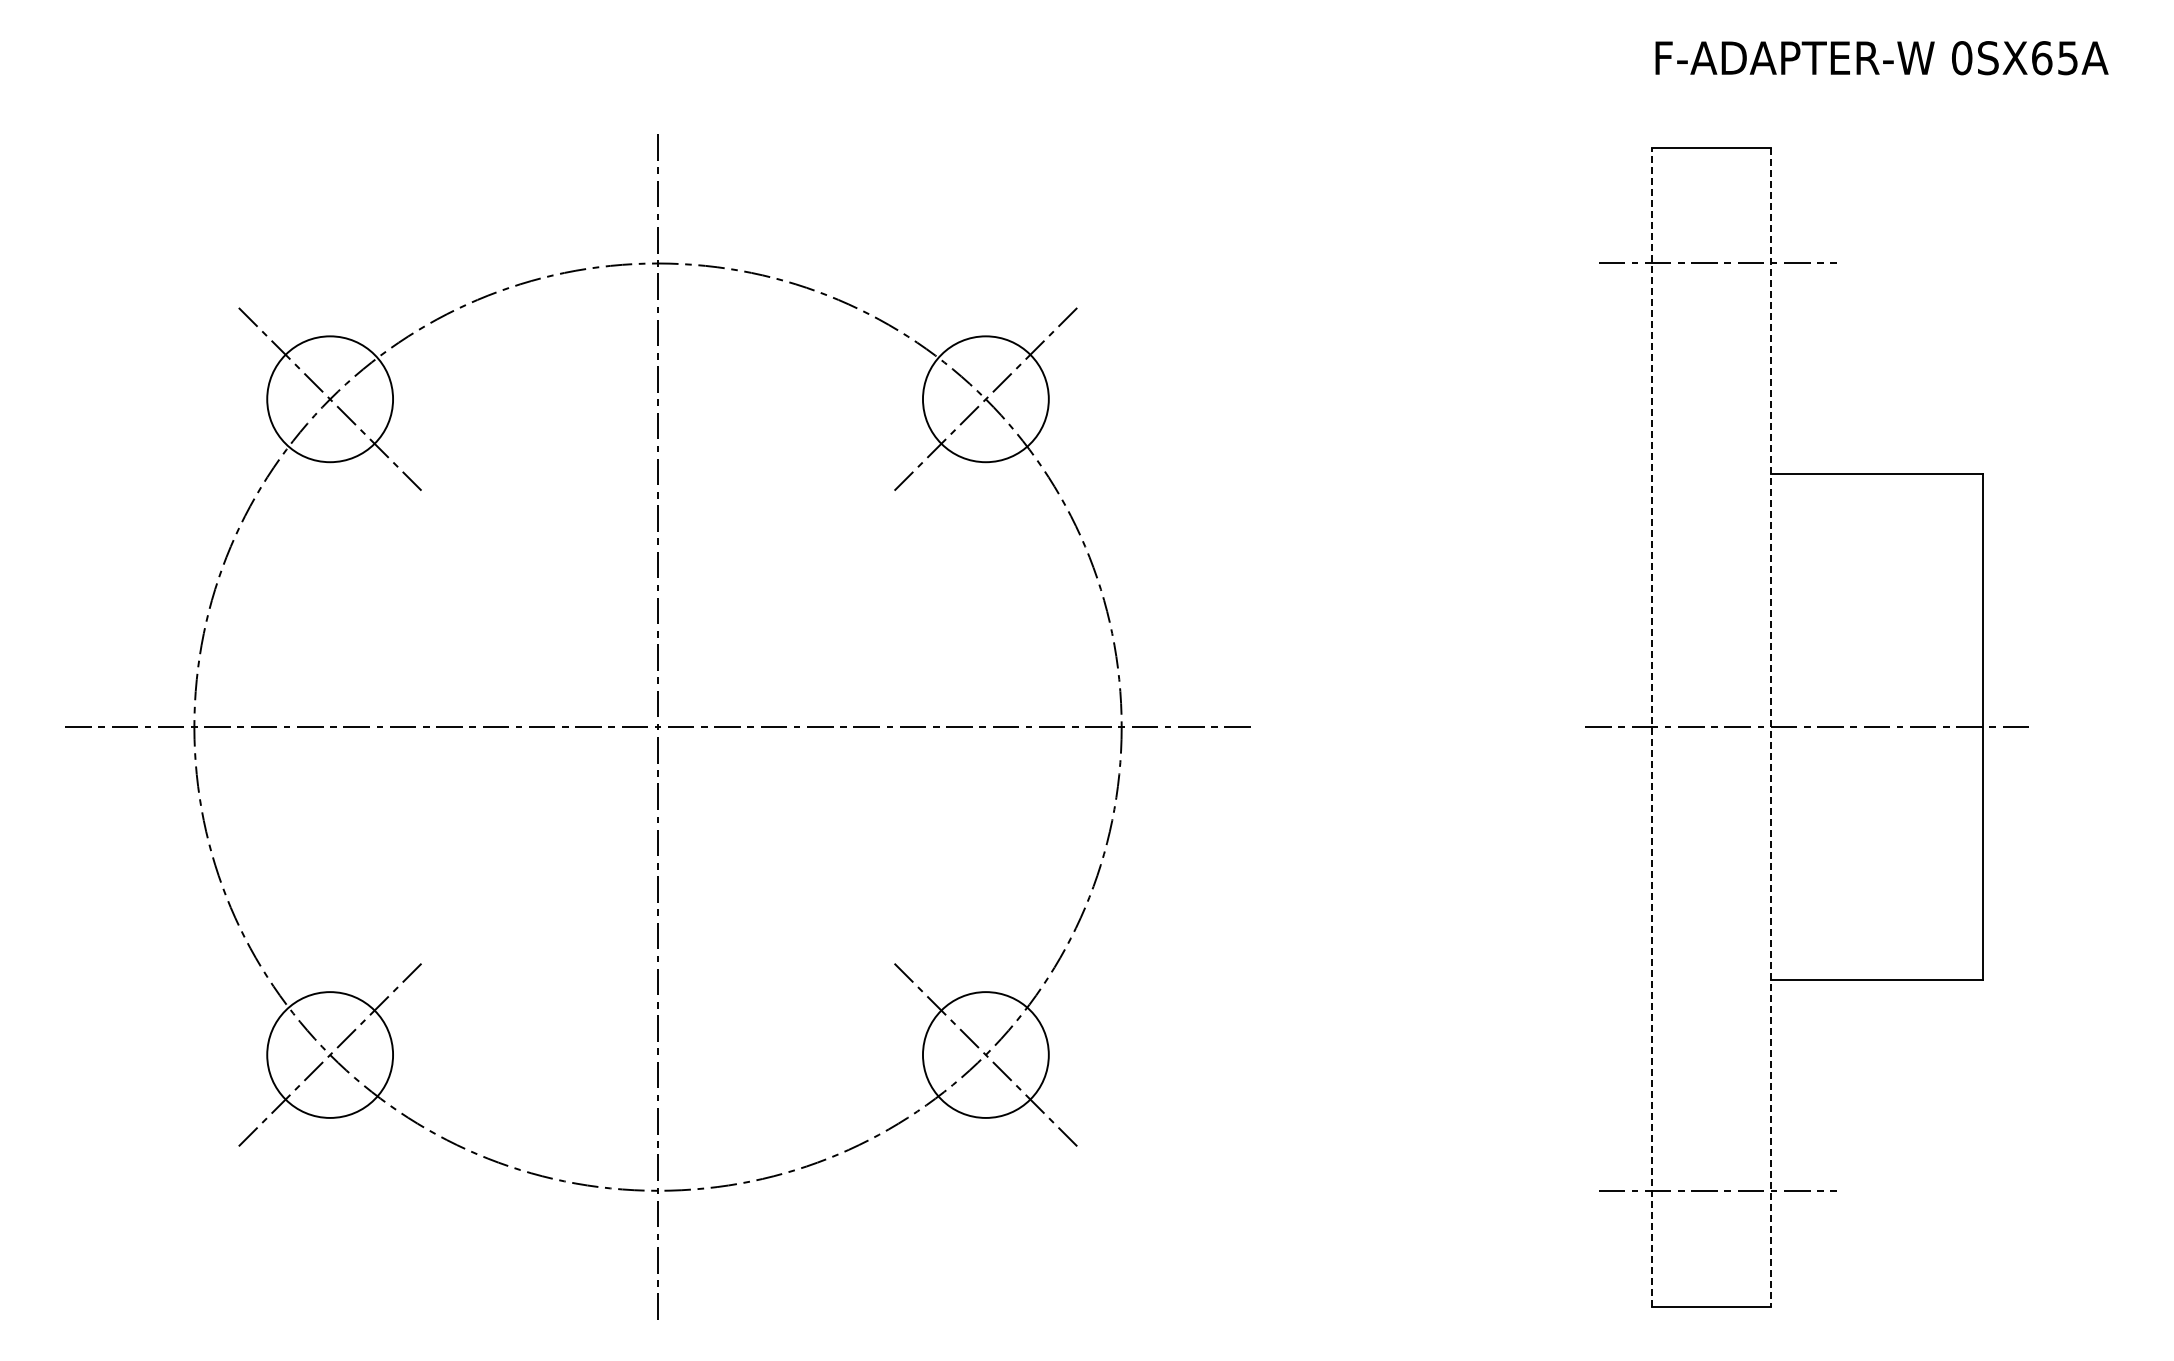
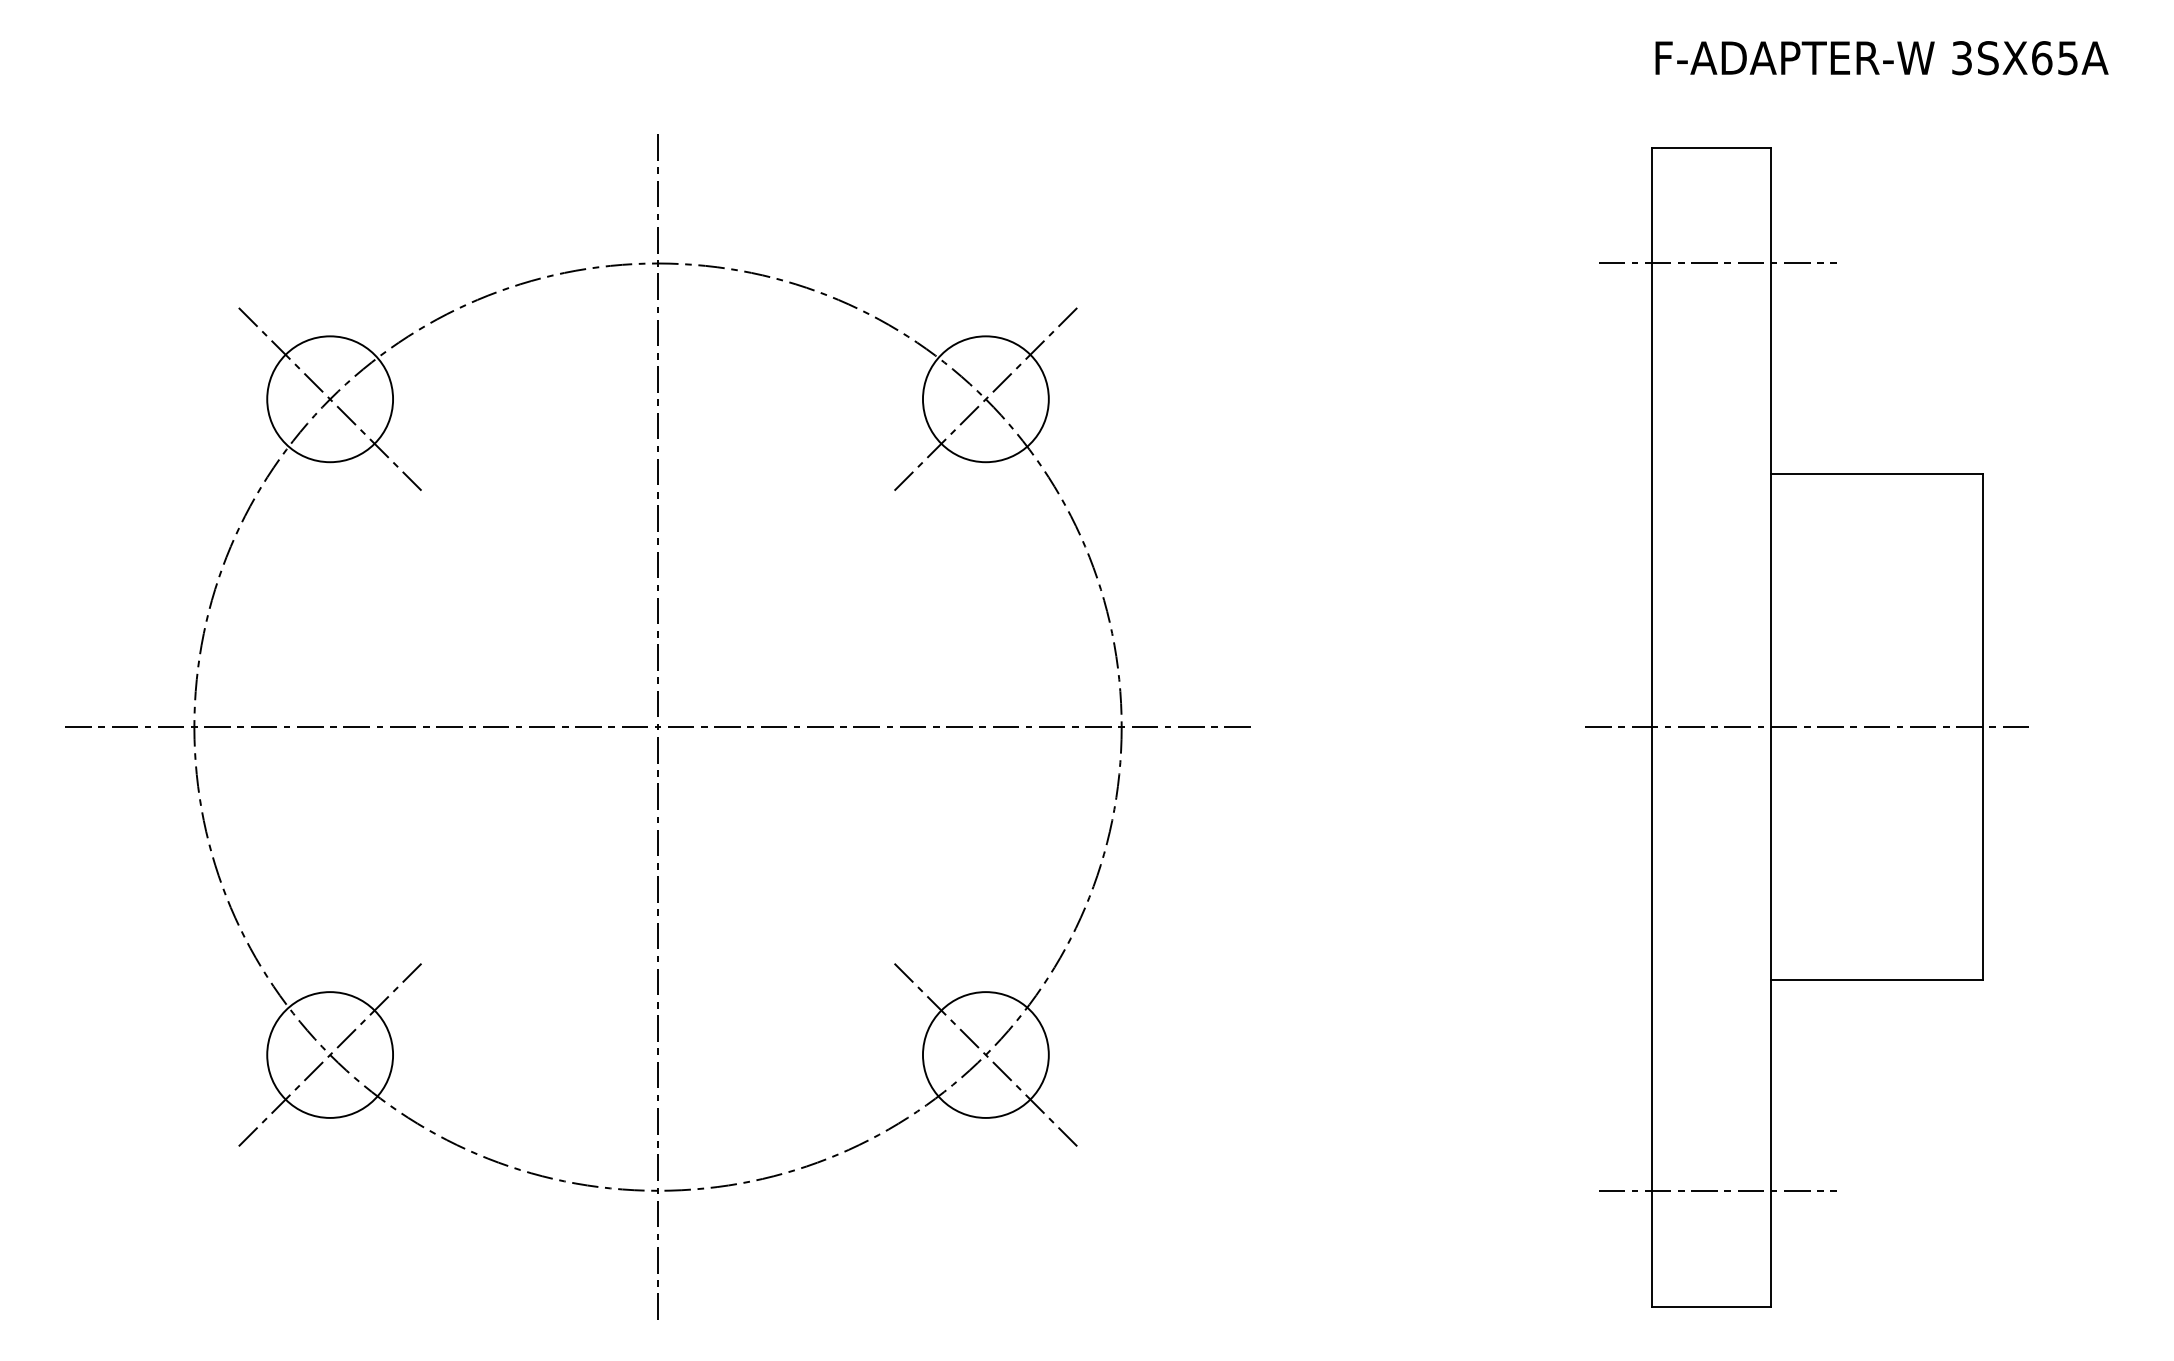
text: 0SX65A -> 3SX65A (1962, 58)
line: dashed -> solid (1651, 727)
line: dashed -> solid (1770, 727)
